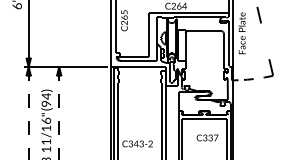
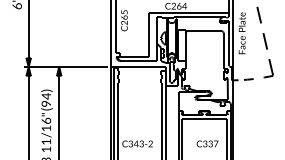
line: none -> present (264, 41)
line: dashed -> solid (28, 113)
line: dashed -> solid (59, 113)
text position: (207, 137) -> (207, 143) (207, 143)
